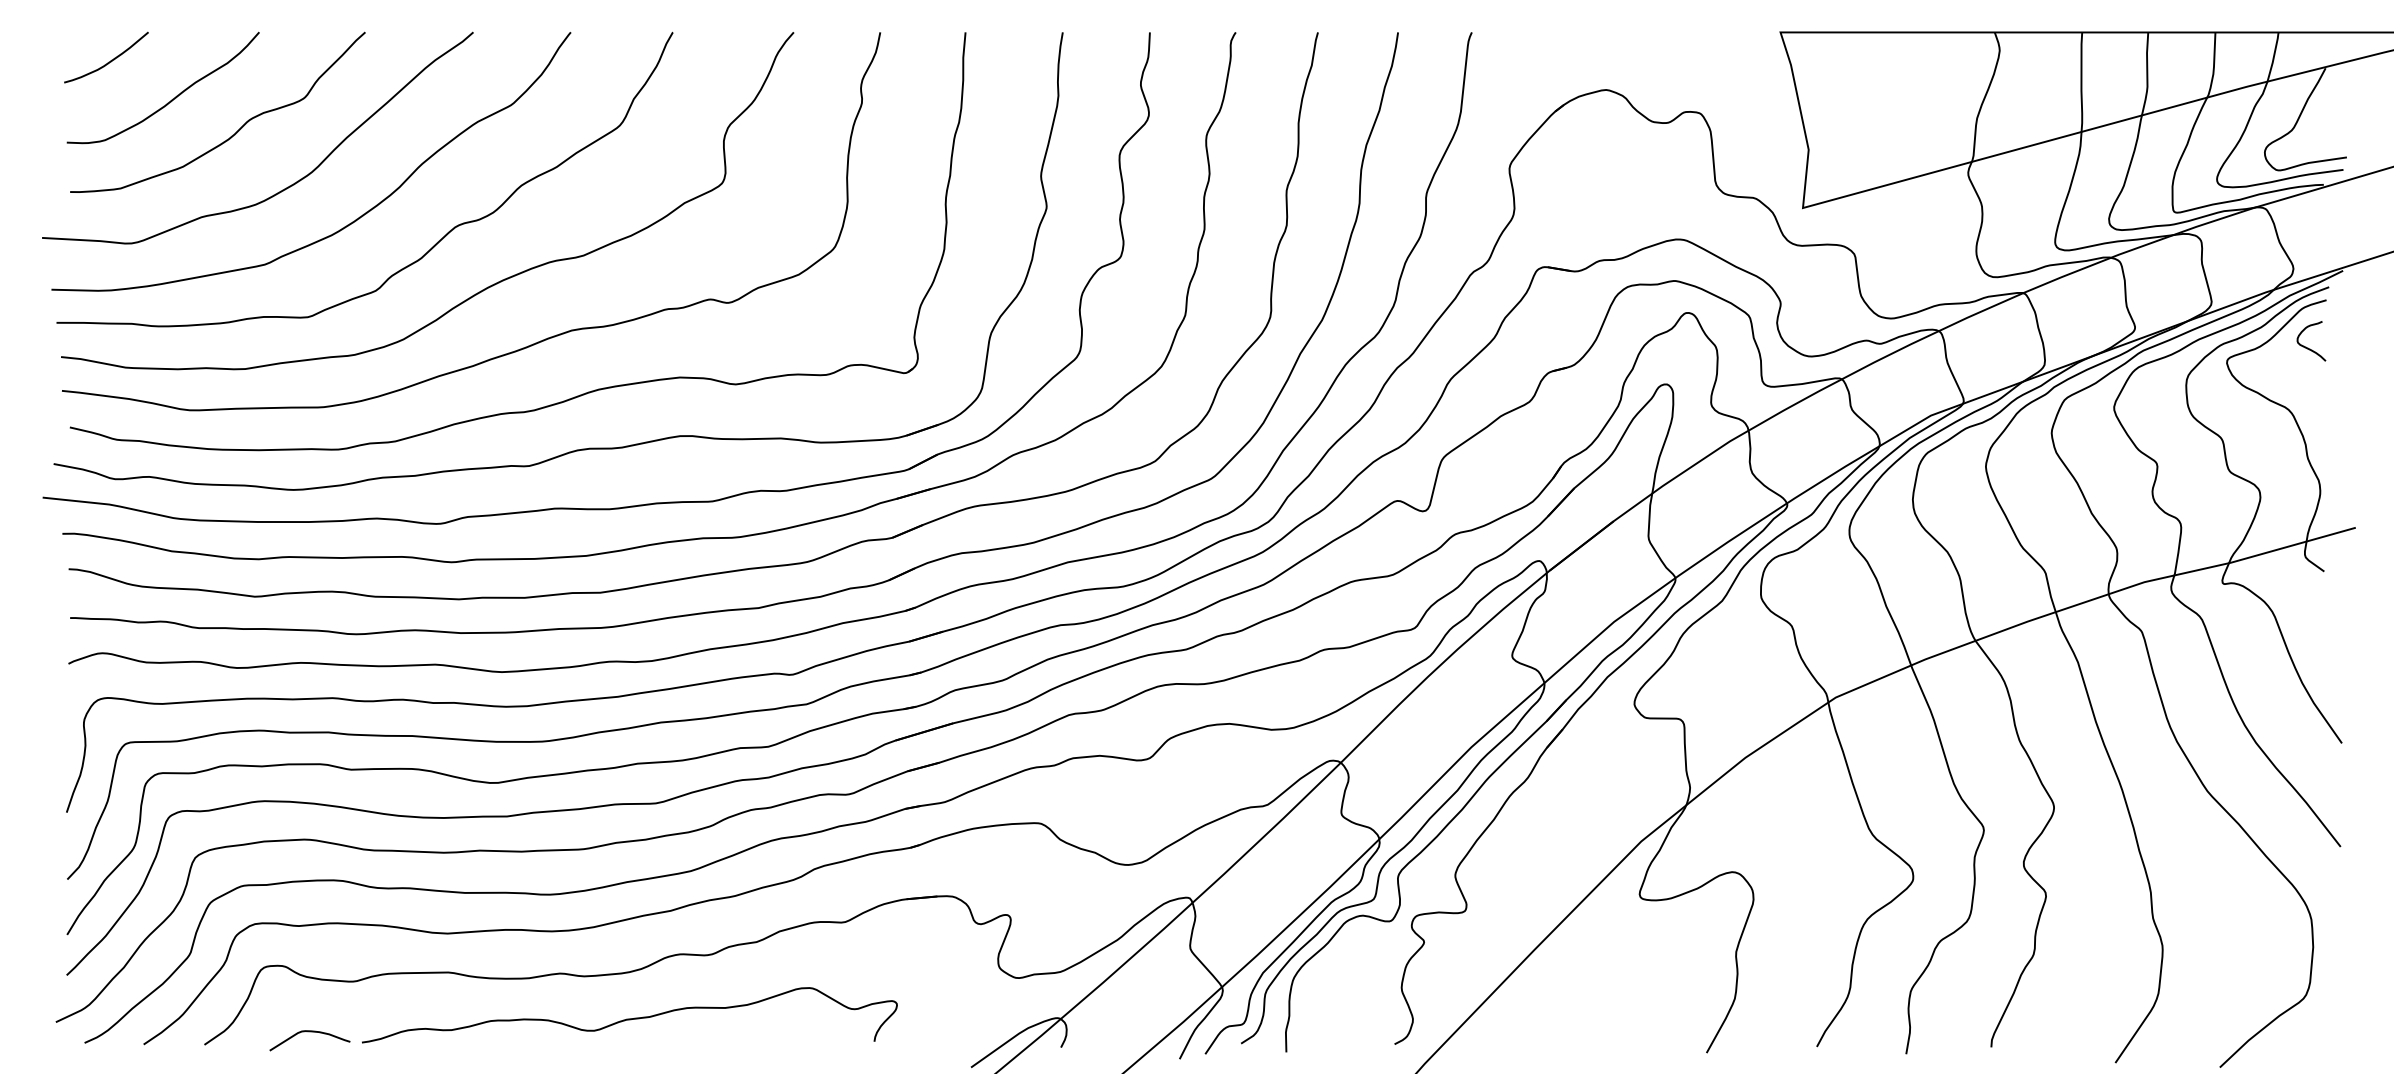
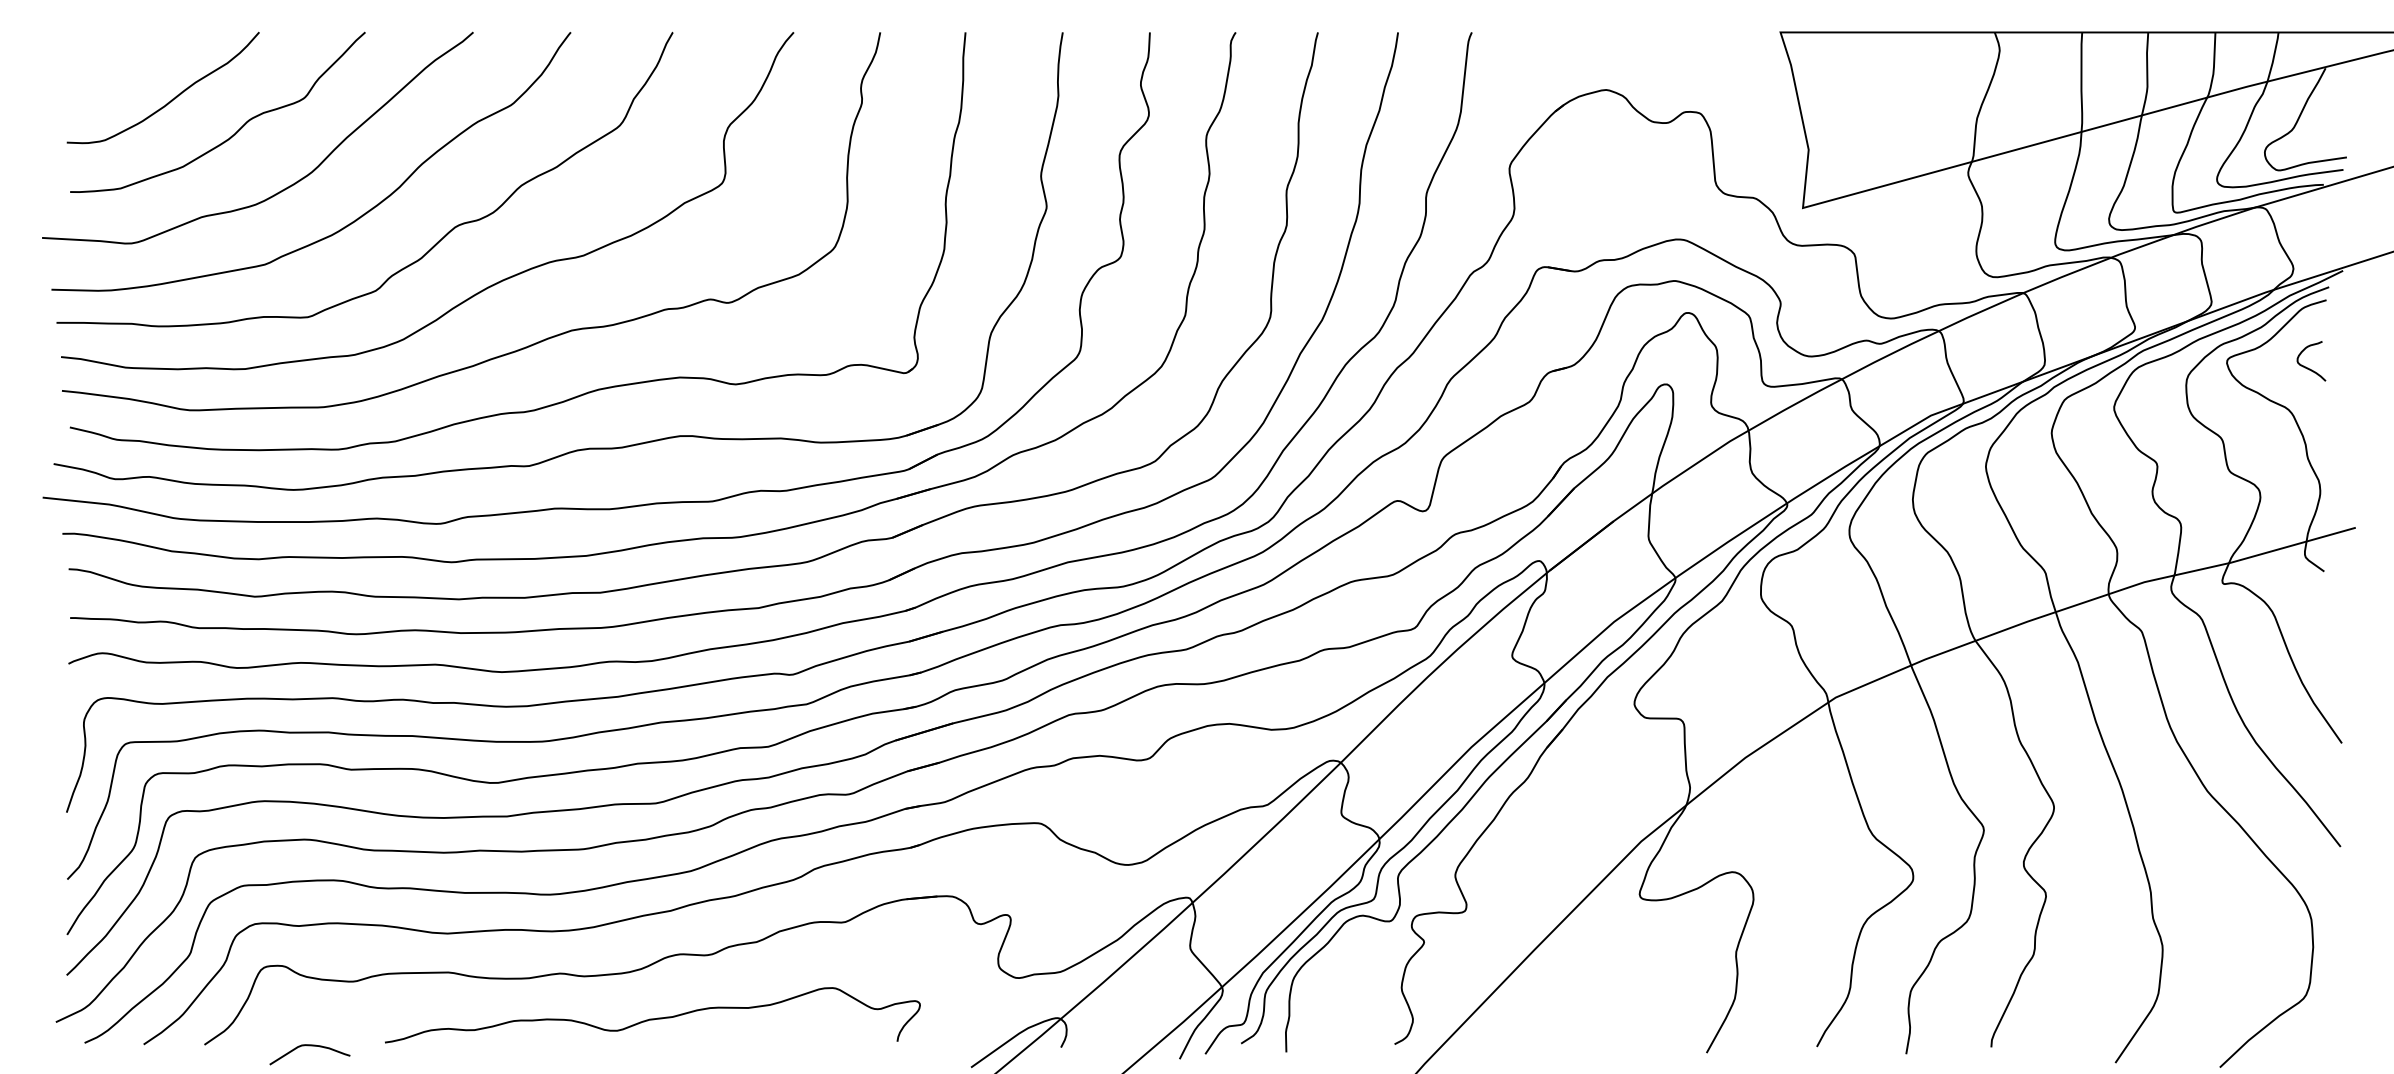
curve: present -> none (110, 60)
curve position: (2308, 347) -> (2308, 367) (2308, 367)
curve position: (629, 1018) -> (652, 1018) (652, 1018)
curve position: (309, 1032) -> (309, 1046) (309, 1046)
